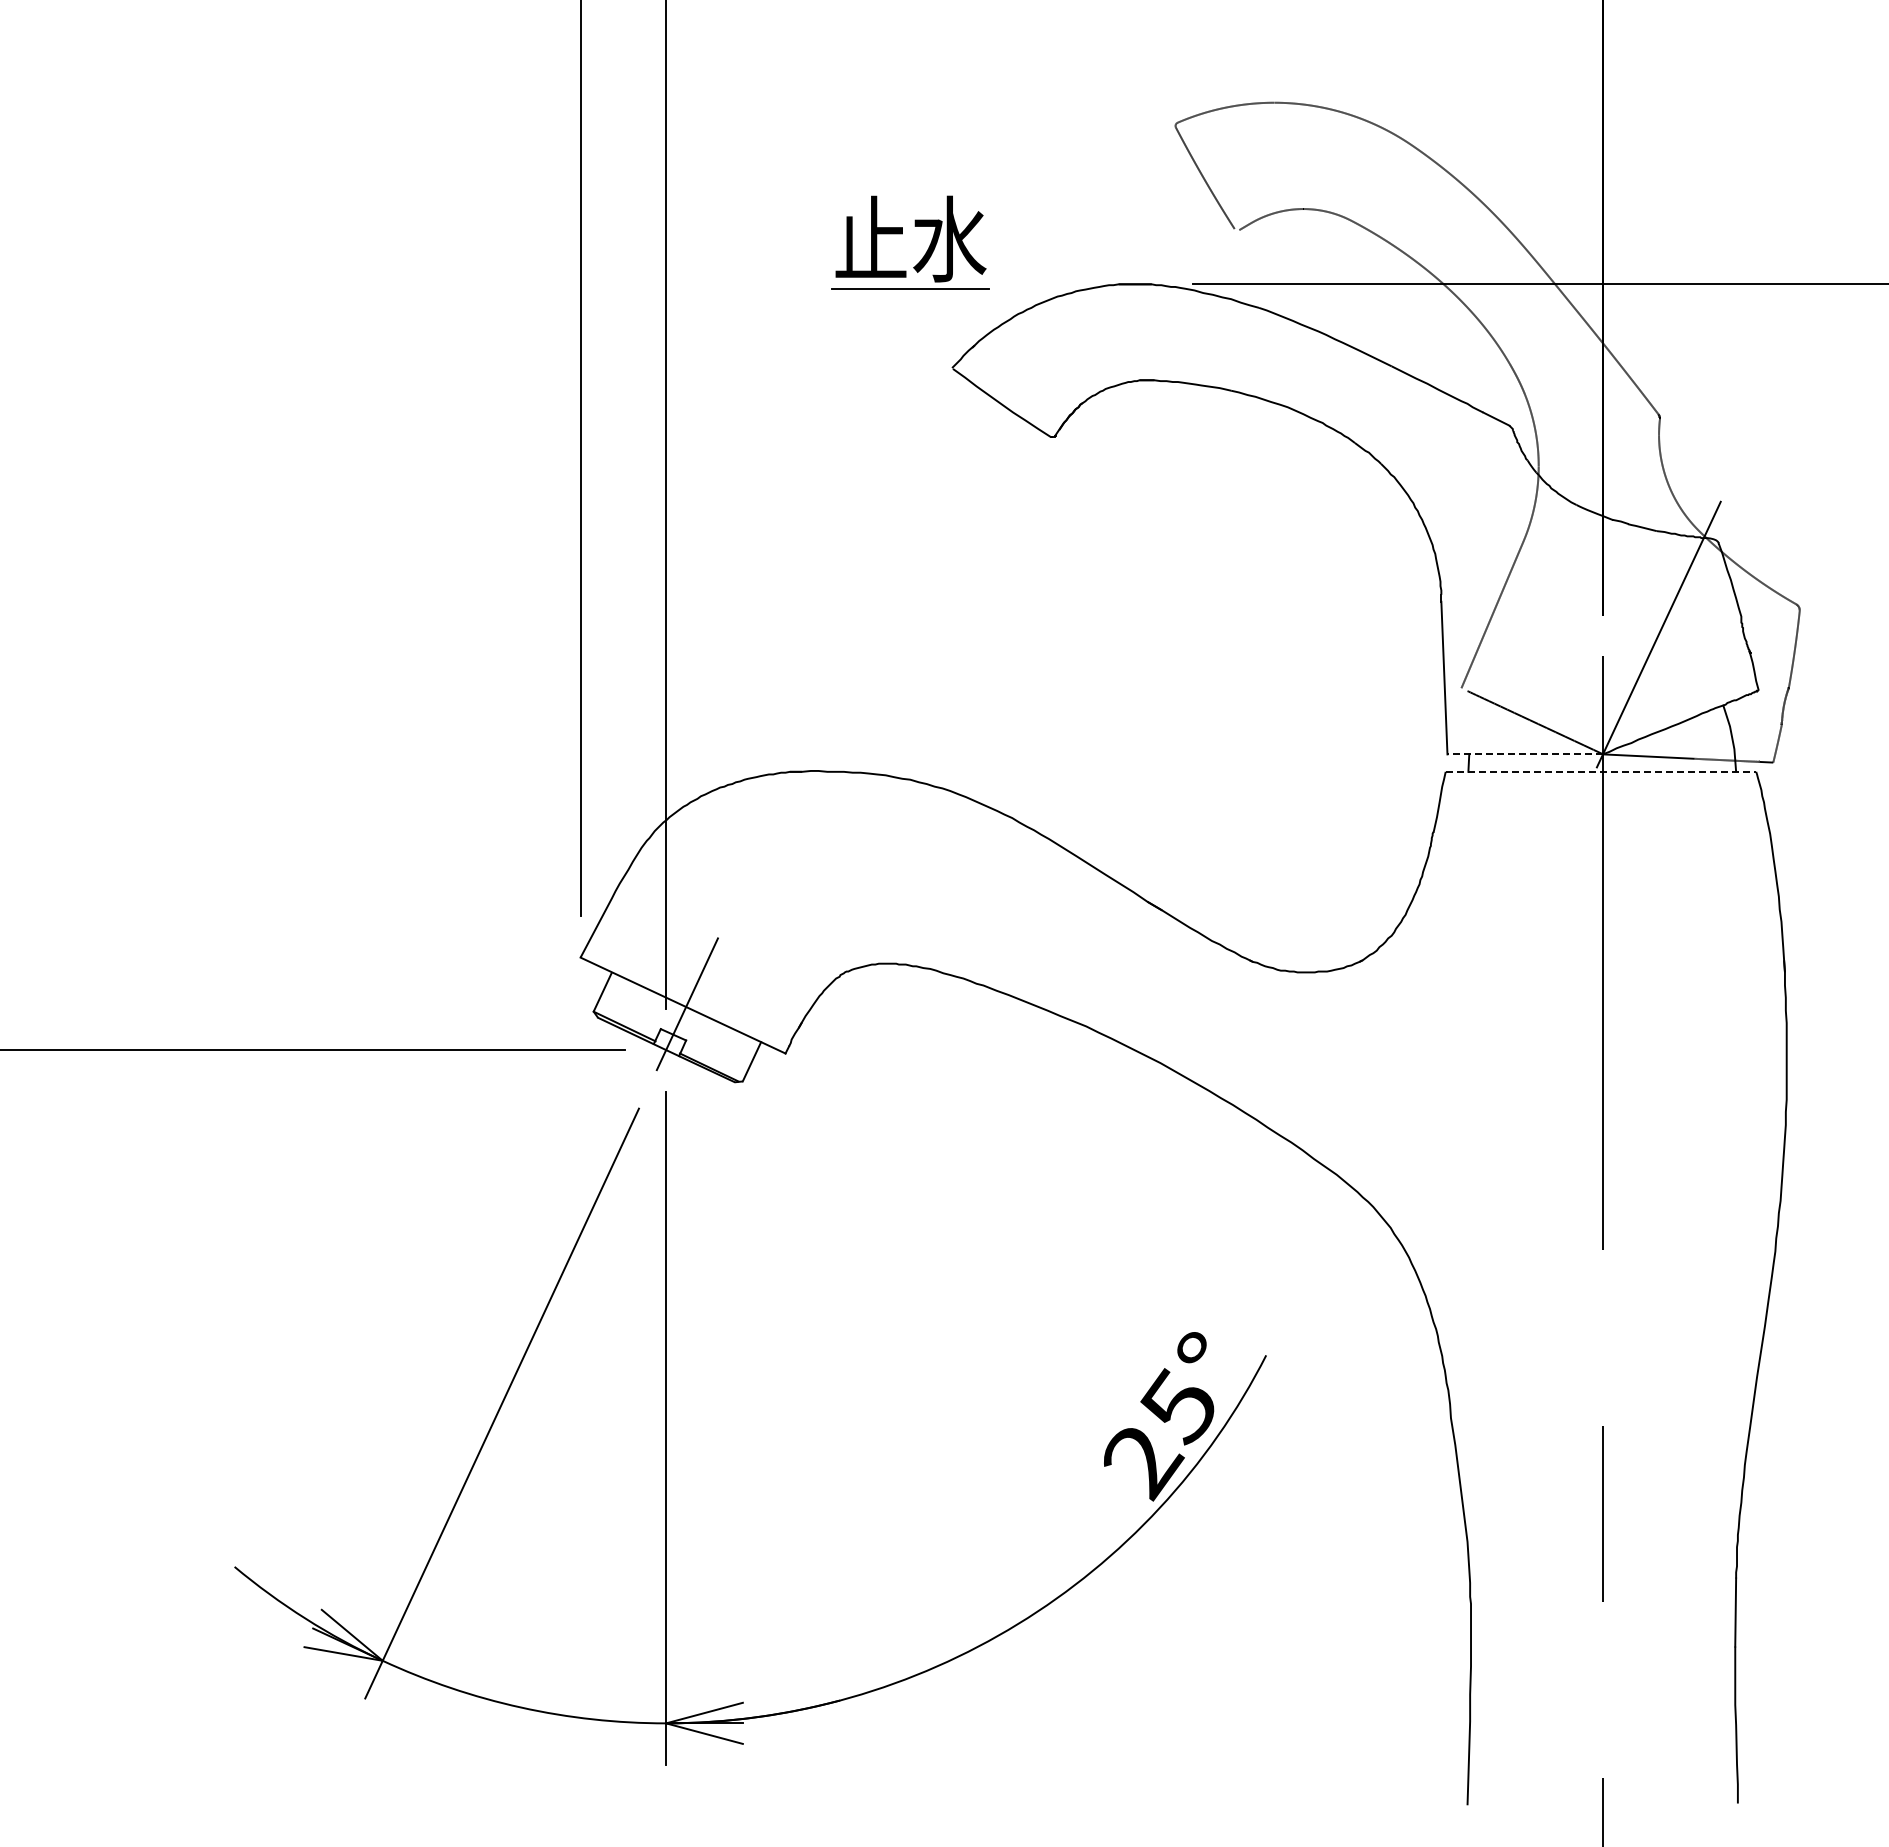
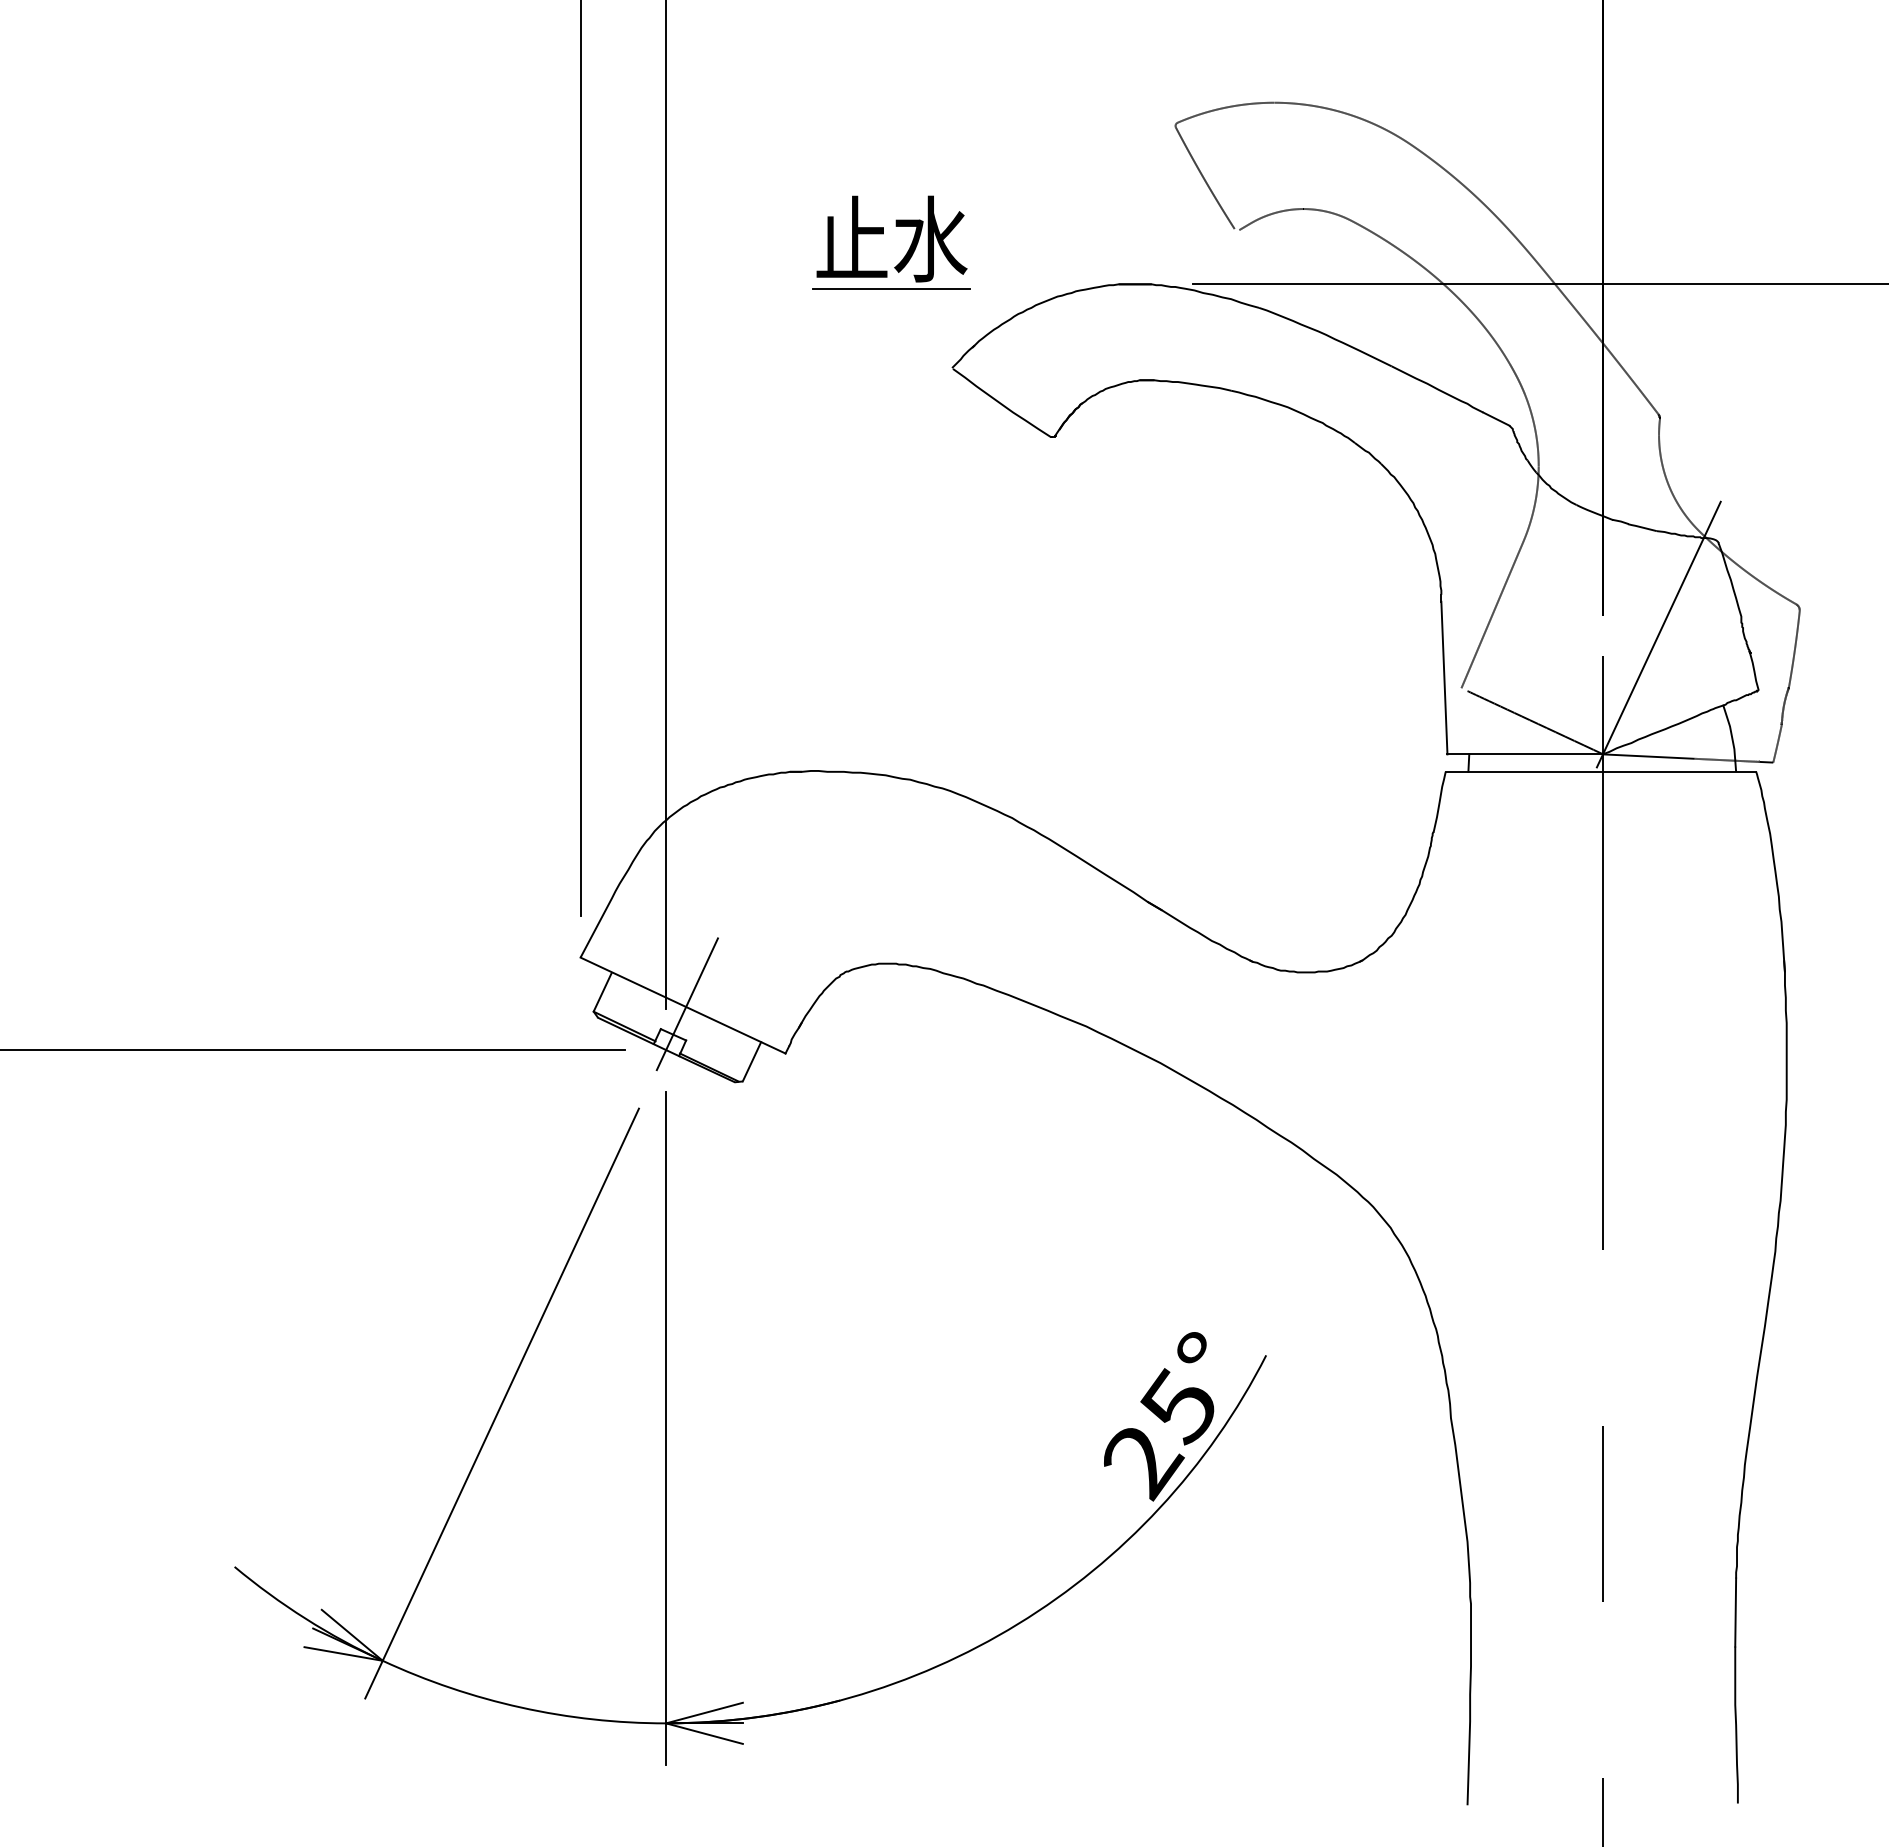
part position: (902, 234) -> (883, 234) (883, 234)
line: dashed -> solid (1525, 754)
line: dashed -> solid (1601, 771)
